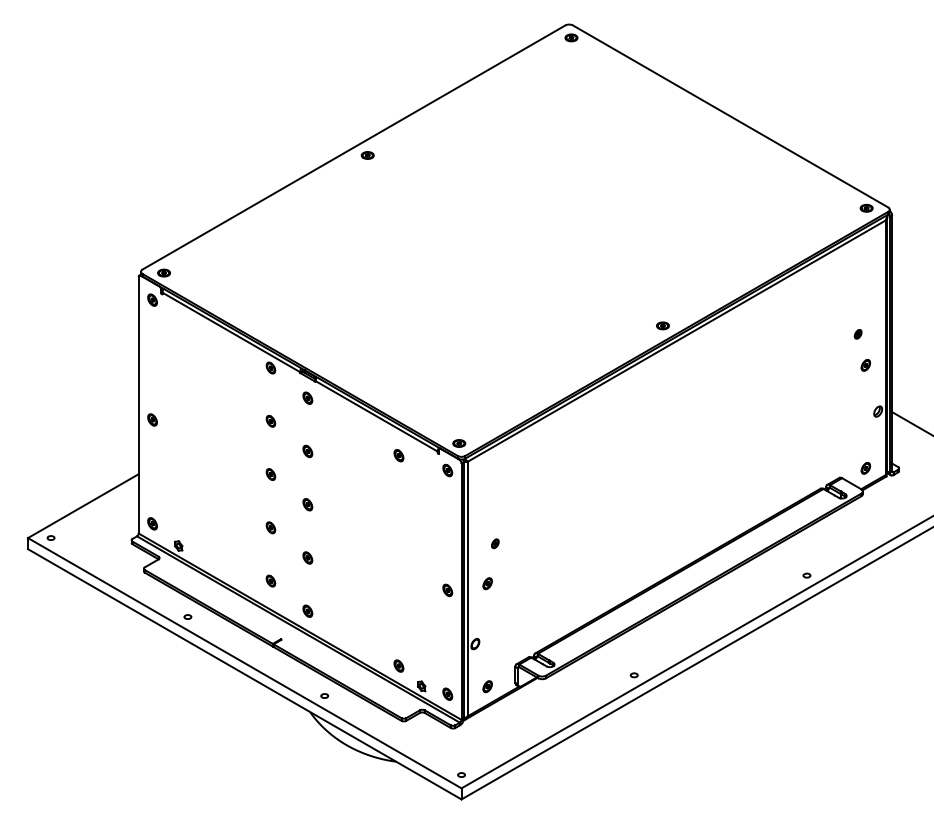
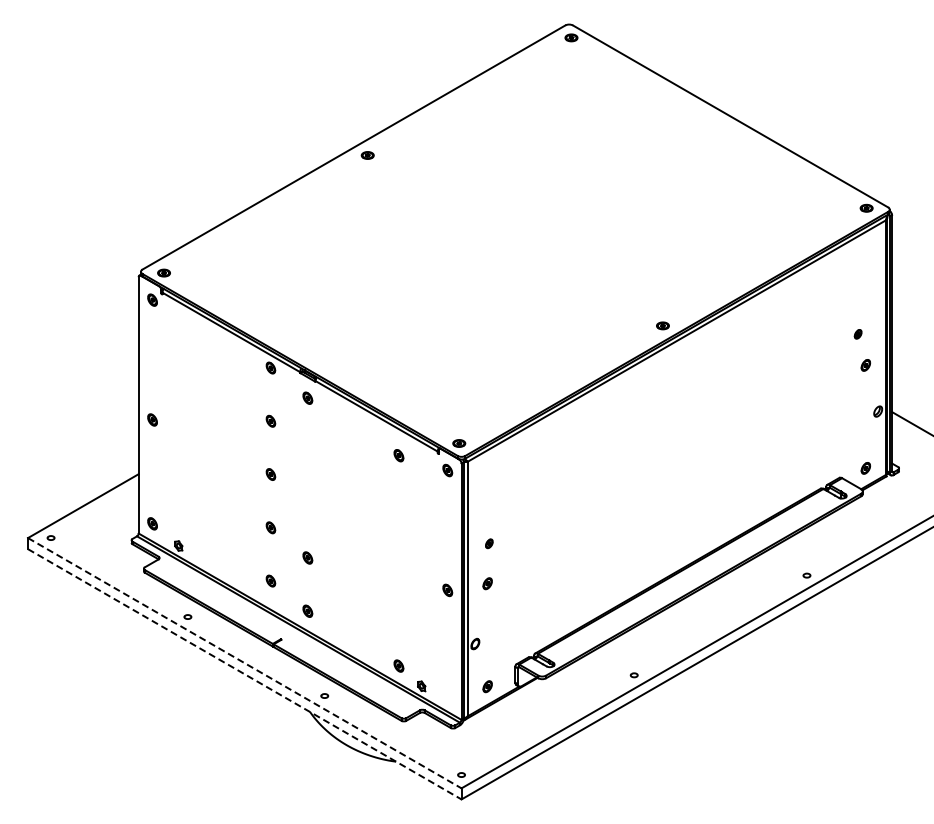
part: present -> none (307, 451)
part: present -> none (307, 504)
part position: (495, 543) -> (489, 543) (489, 543)
line: solid -> dashed (245, 663)
line: solid -> dashed (245, 674)
part: present -> none (447, 693)
